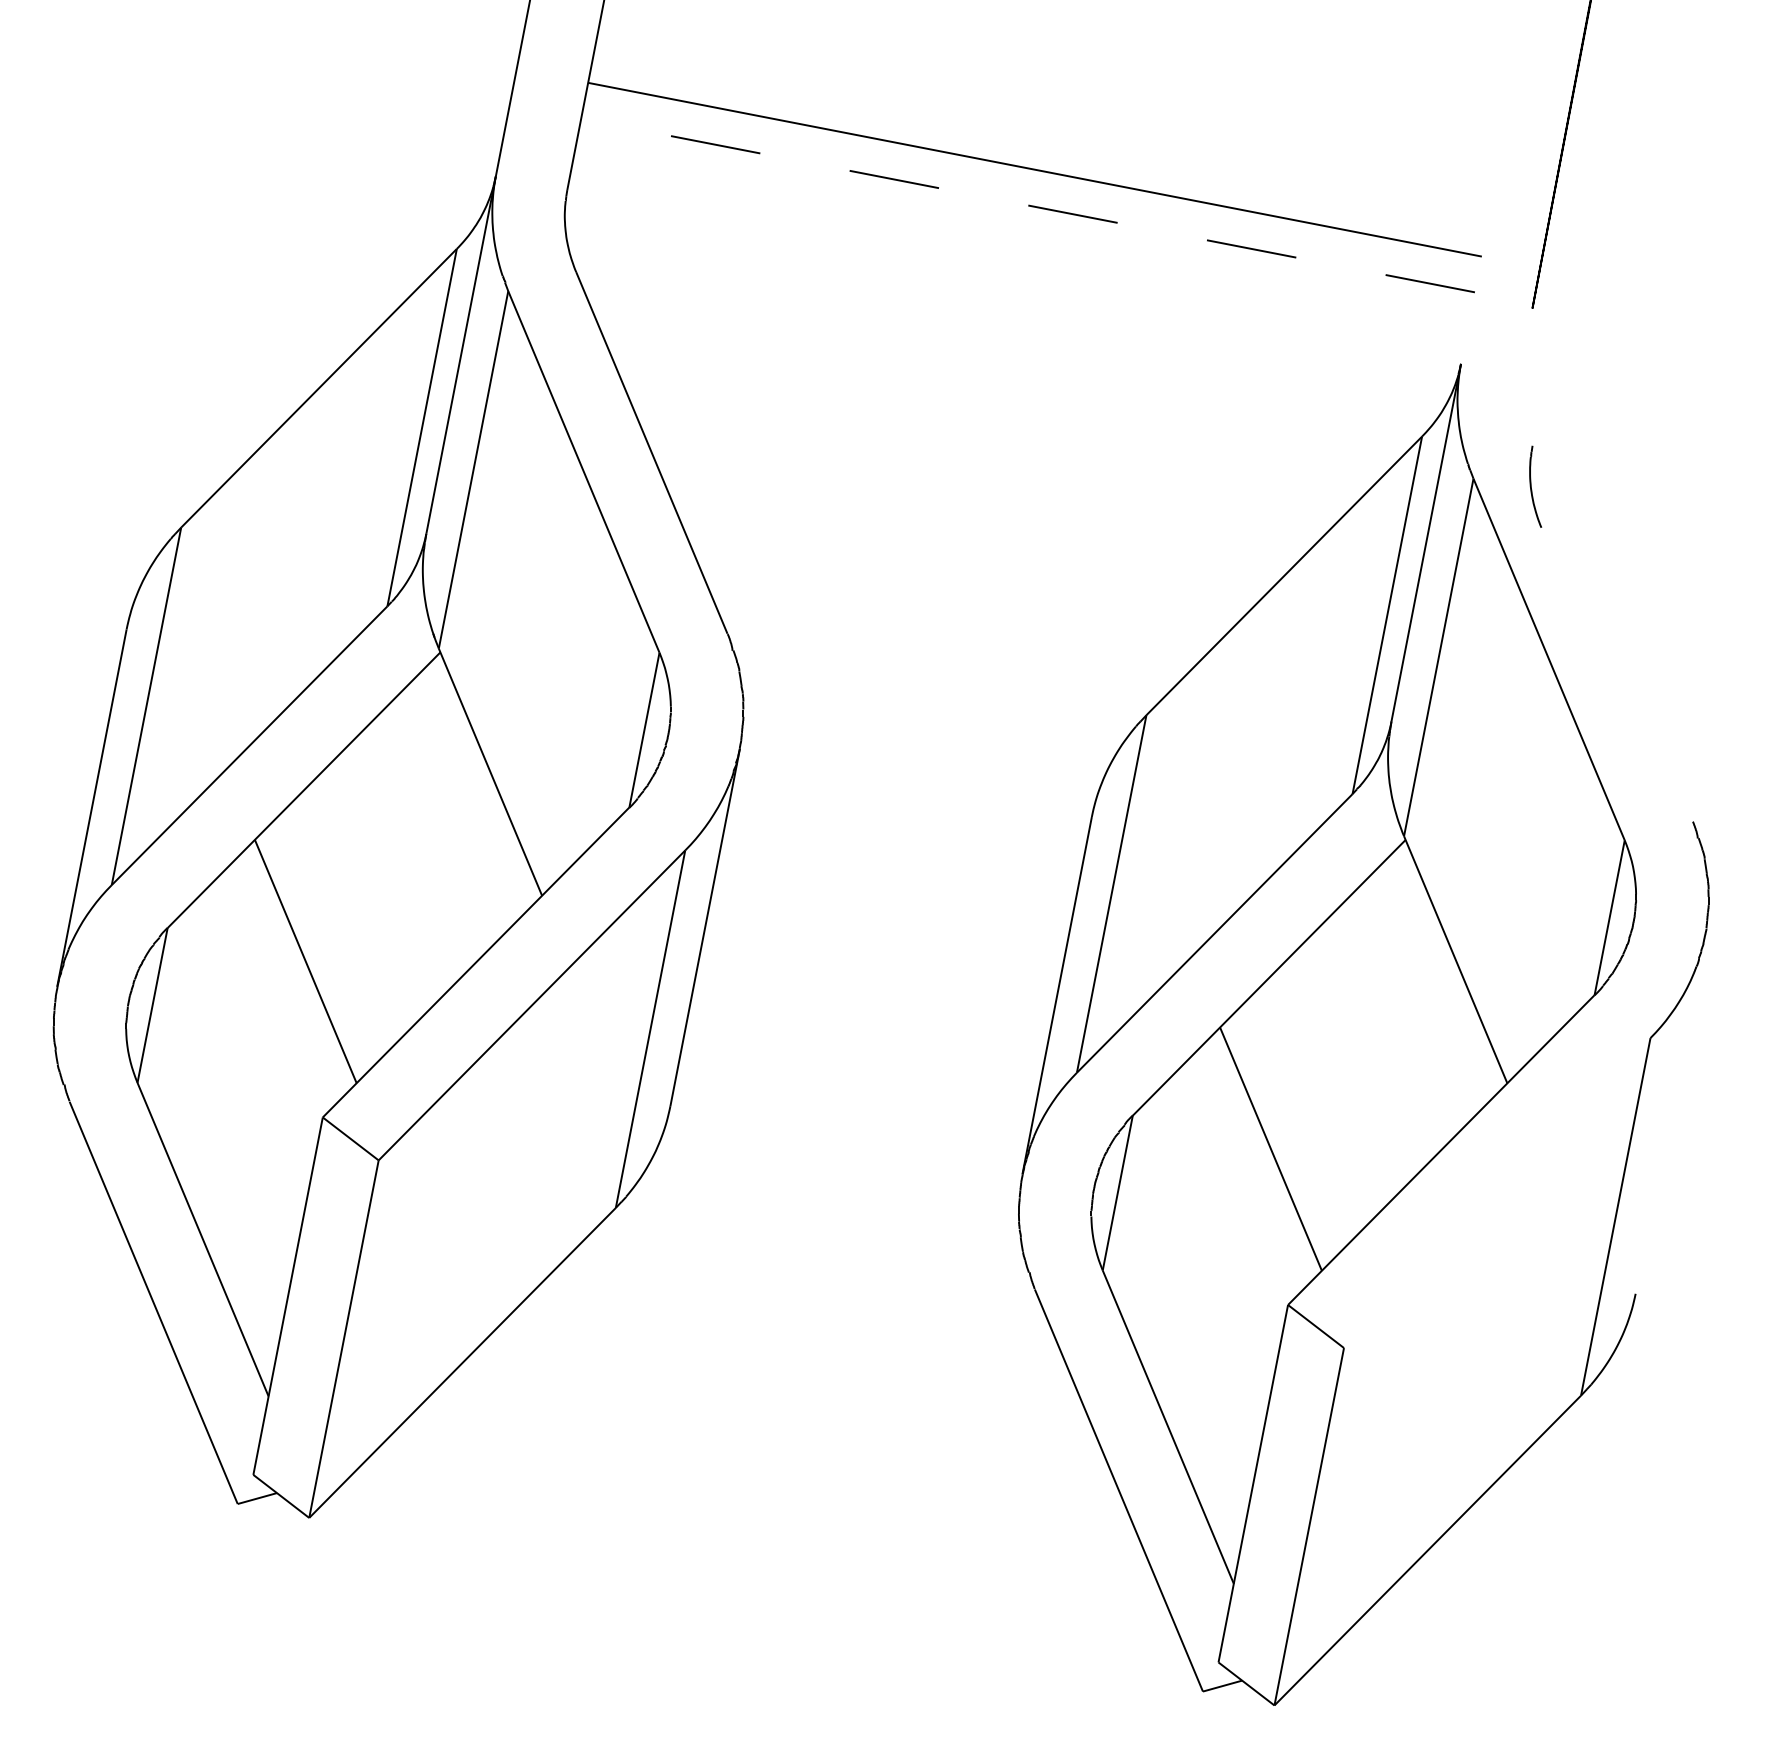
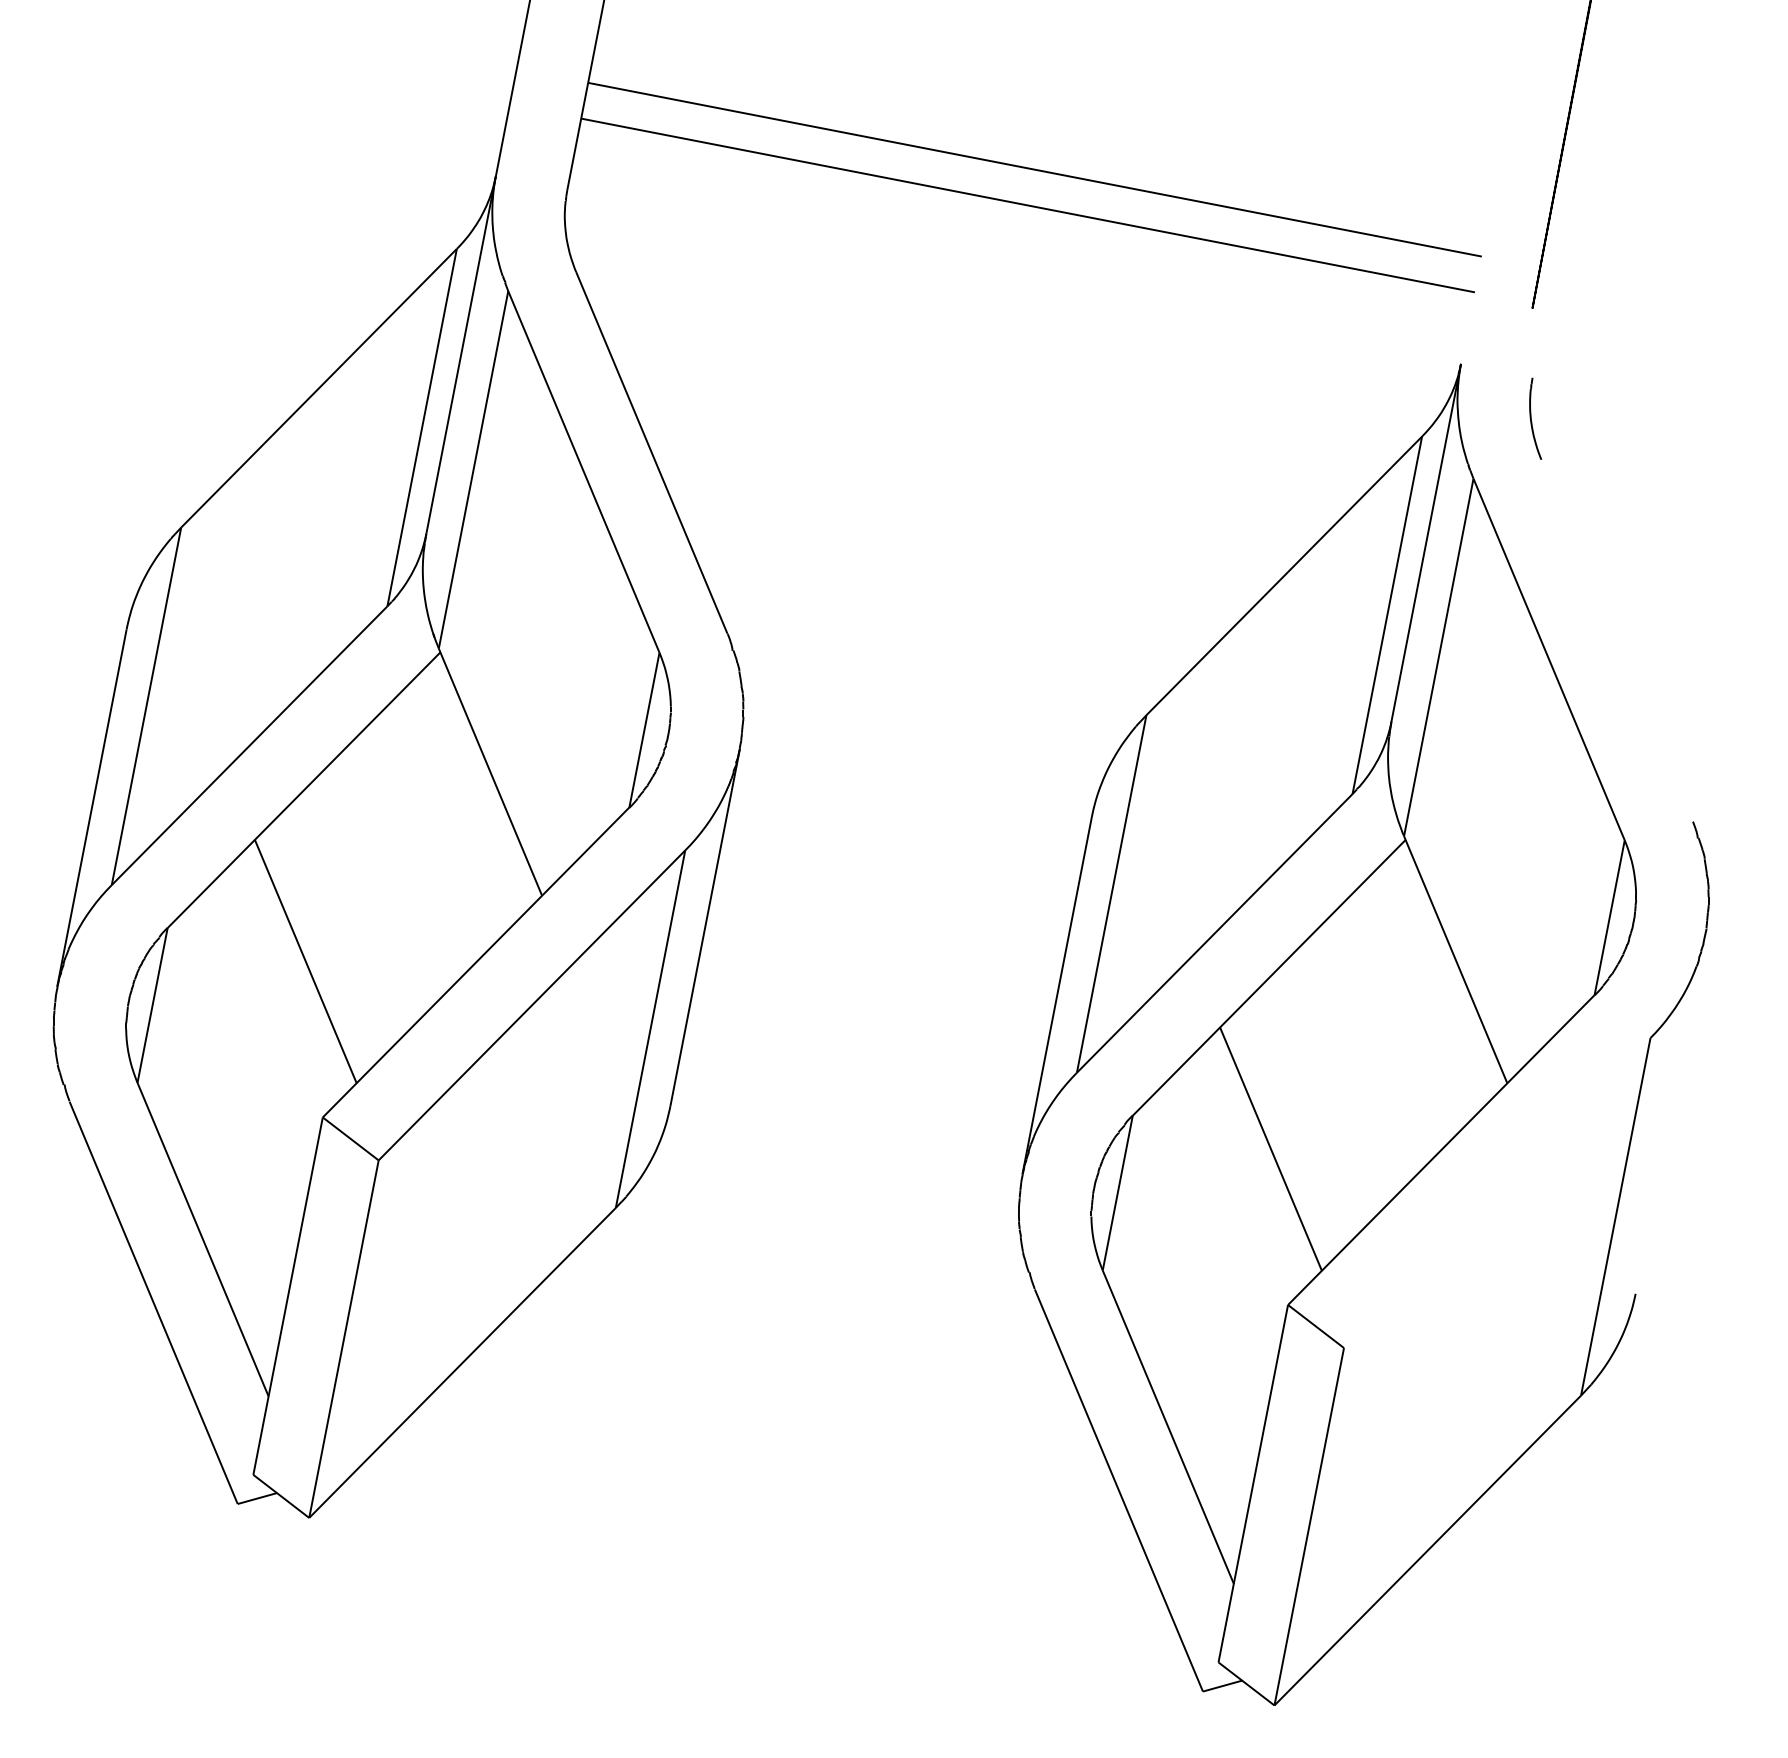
line: dashed -> solid (1027, 205)
part position: (1535, 486) -> (1535, 418) (1535, 418)
